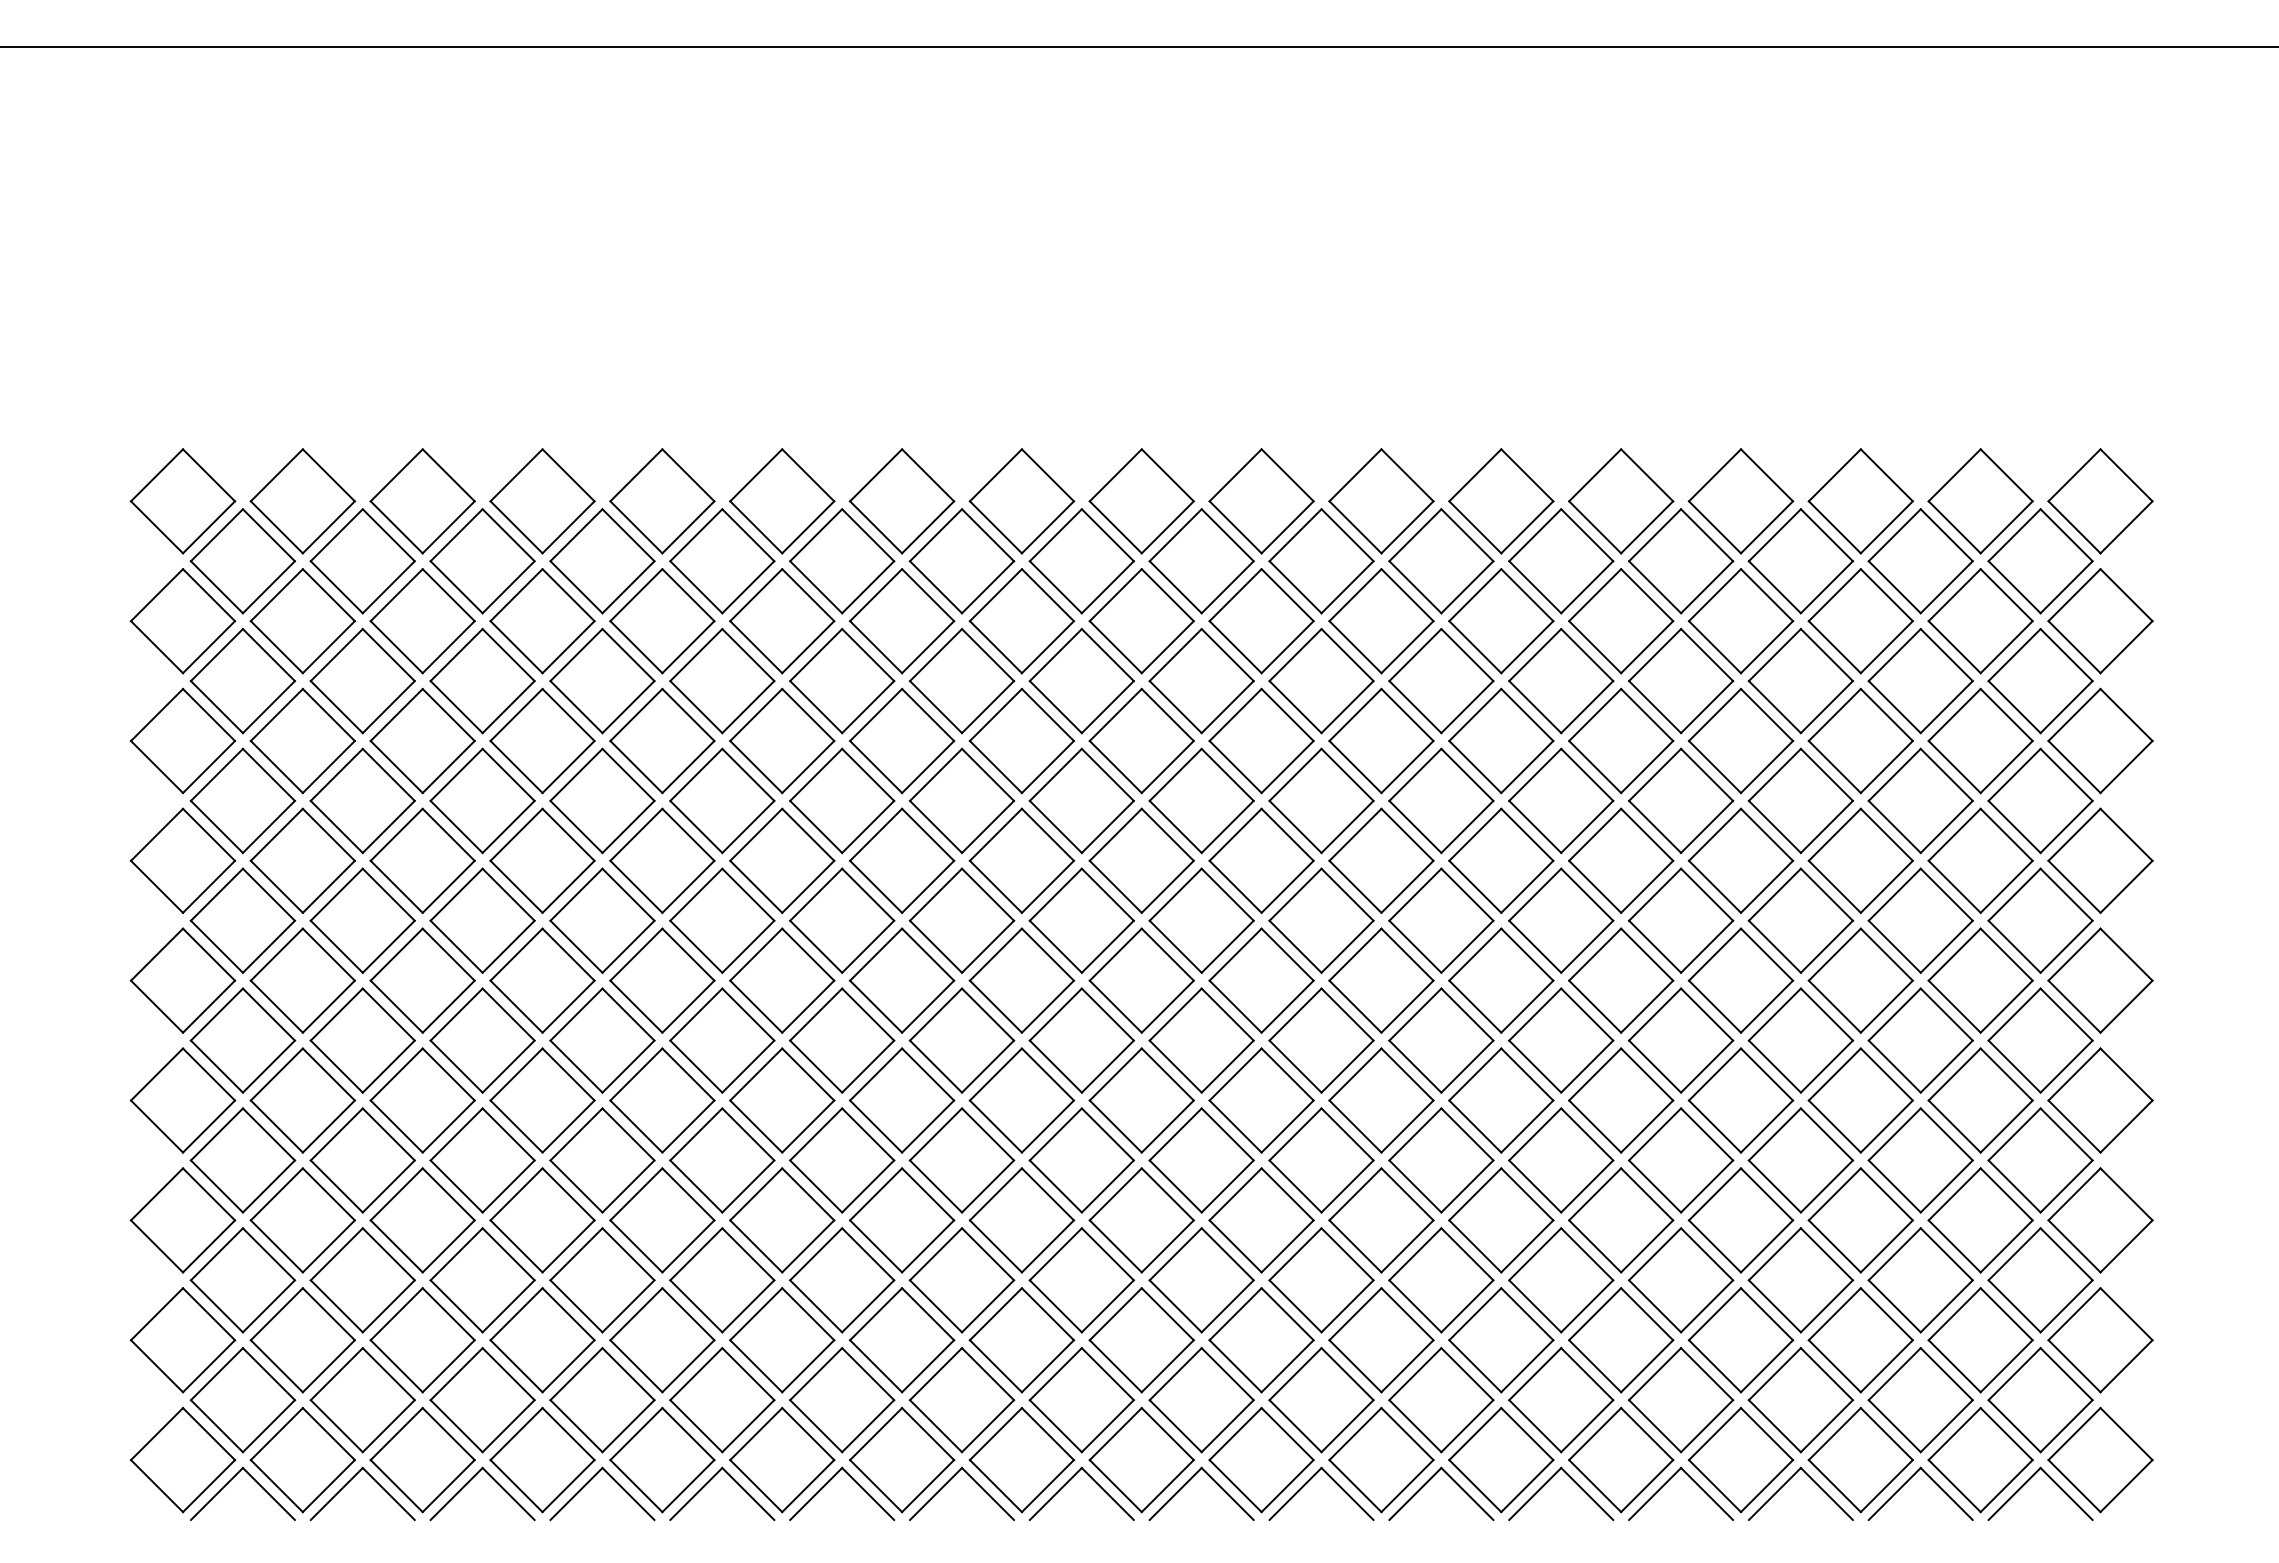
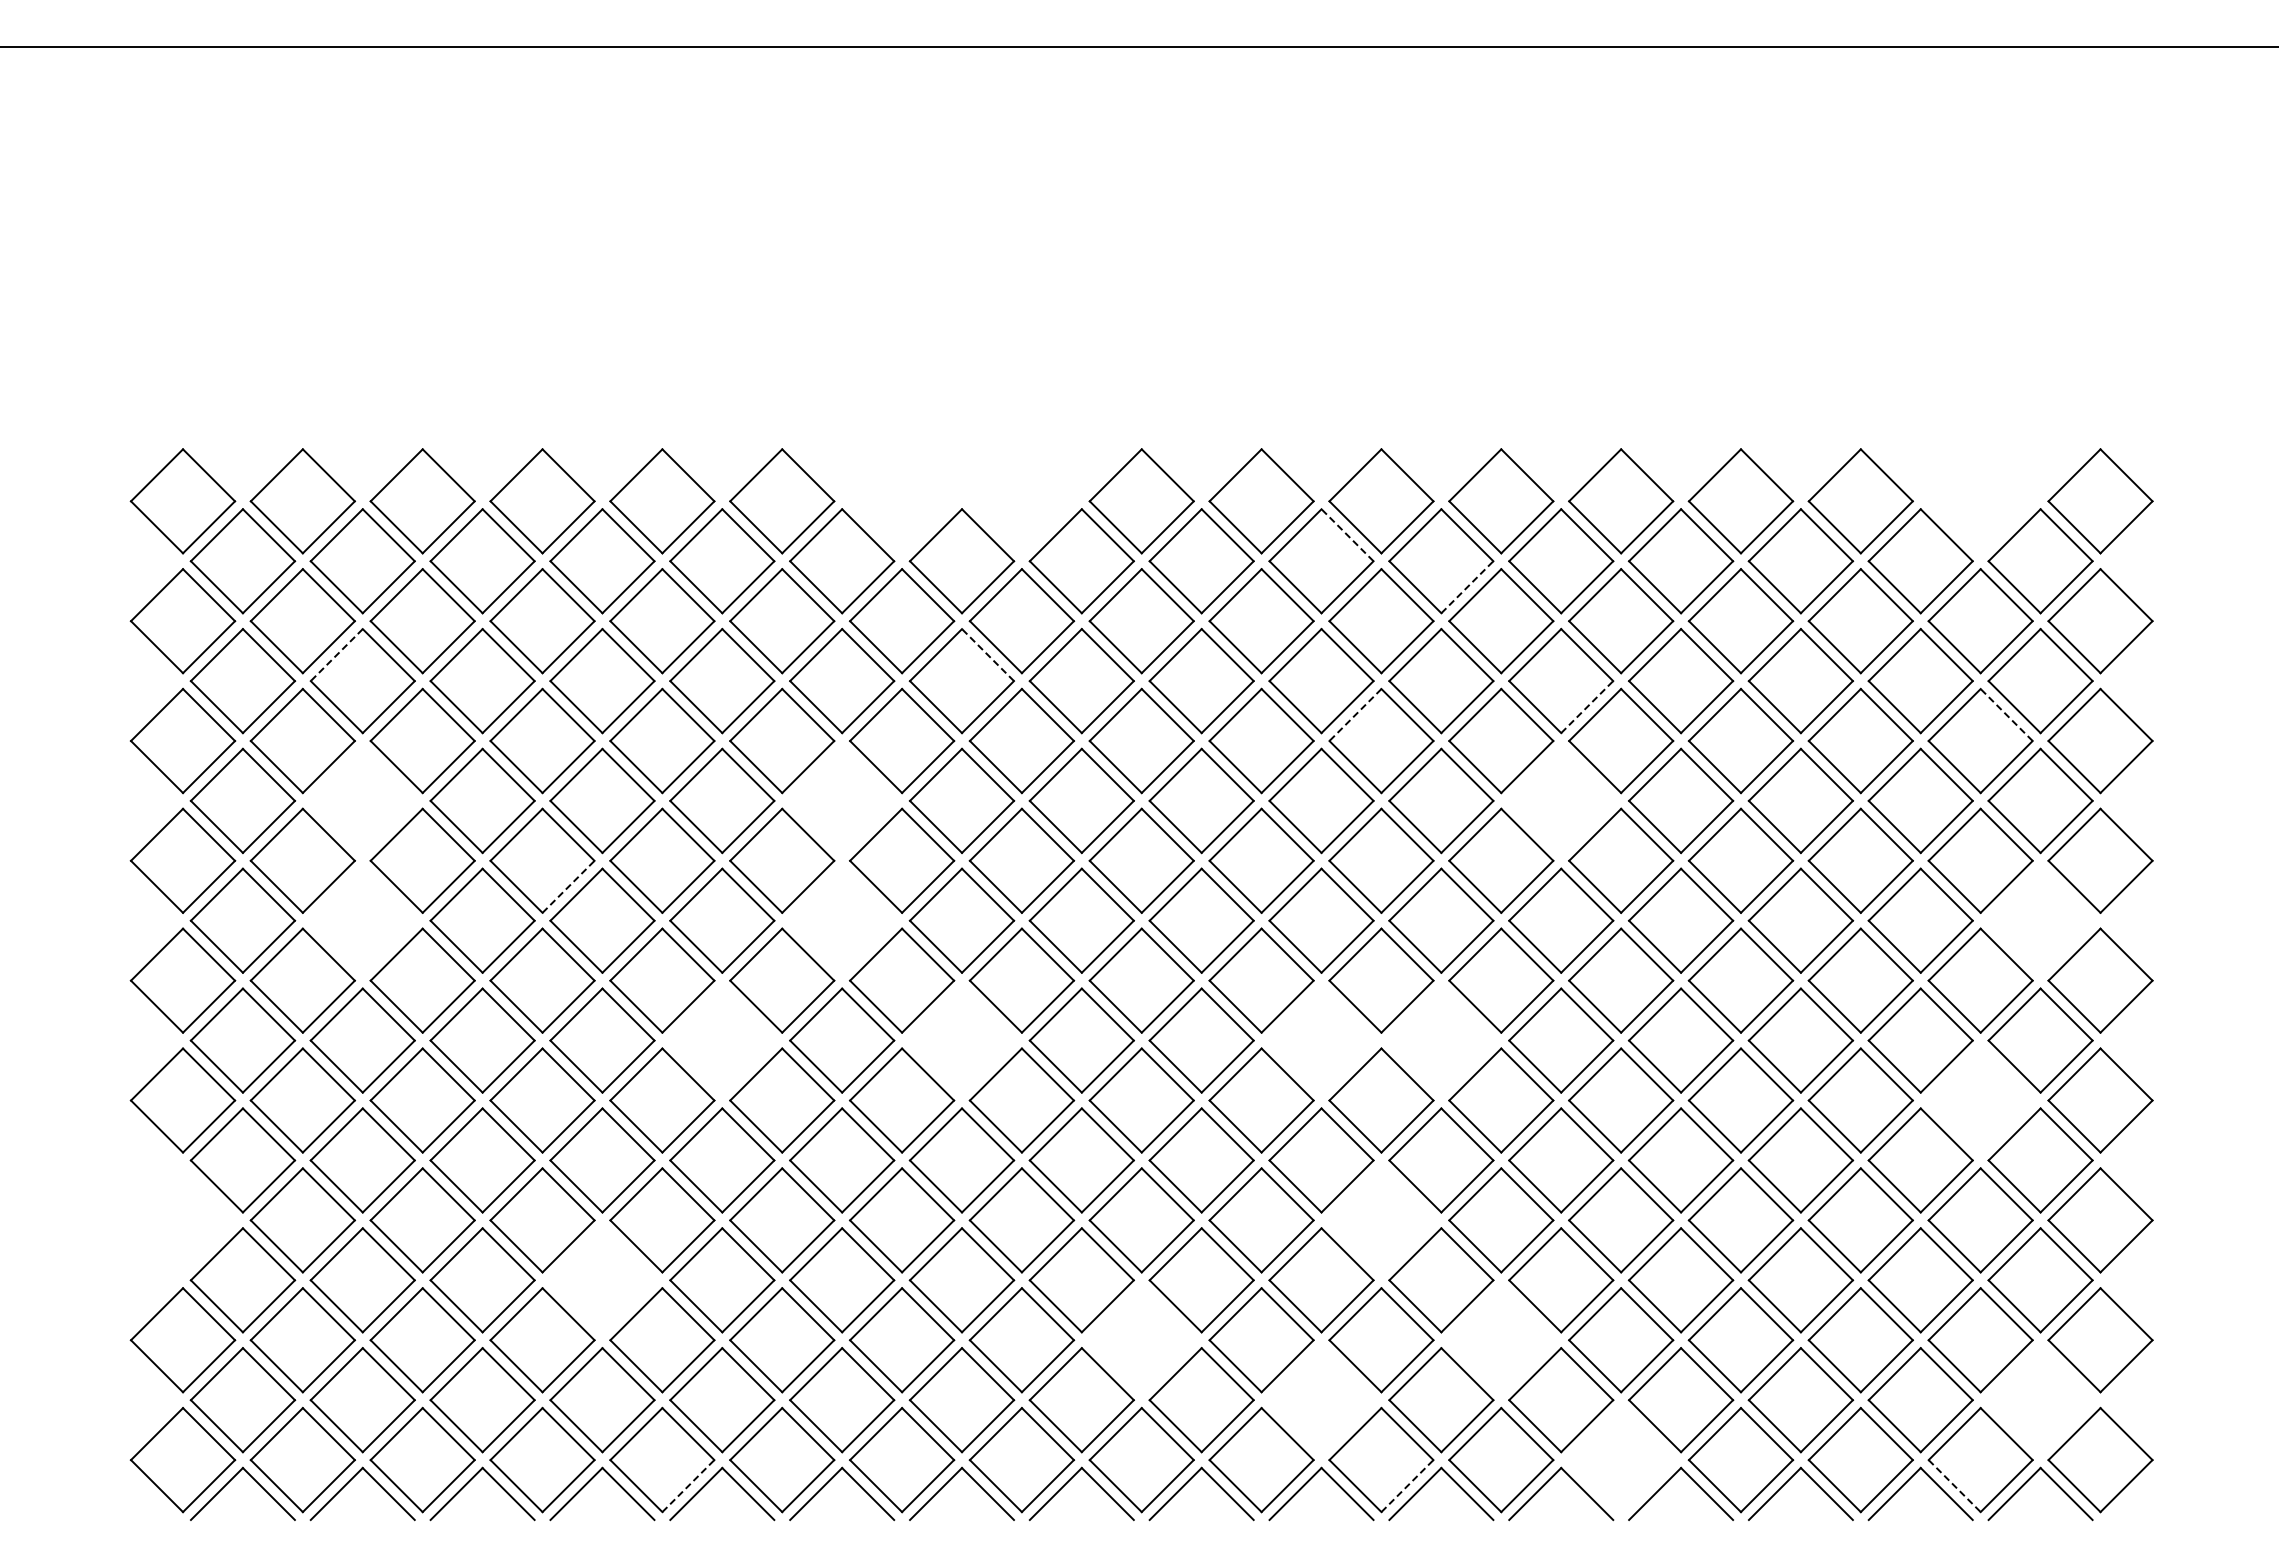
part: present -> none (901, 501)
part: present -> none (1021, 501)
part: present -> none (1980, 501)
line: solid -> dashed (1347, 535)
line: solid -> dashed (1467, 587)
line: solid -> dashed (336, 655)
line: solid -> dashed (988, 655)
line: solid -> dashed (1587, 707)
line: solid -> dashed (1355, 715)
line: solid -> dashed (2006, 715)
part: present -> none (362, 800)
part: present -> none (842, 800)
part: present -> none (1561, 800)
line: solid -> dashed (568, 886)
part: present -> none (362, 920)
part: present -> none (842, 920)
part: present -> none (2040, 920)
part: present -> none (722, 1040)
part: present -> none (961, 1040)
part: present -> none (1321, 1040)
part: present -> none (1441, 1040)
part: present -> none (1980, 1100)
part: present -> none (182, 1220)
part: present -> none (1381, 1220)
part: present -> none (602, 1280)
part: present -> none (1141, 1340)
part: present -> none (1501, 1340)
part: present -> none (1321, 1400)
part: present -> none (2040, 1400)
part: present -> none (1621, 1459)
line: solid -> dashed (688, 1486)
line: solid -> dashed (1407, 1486)
line: solid -> dashed (1954, 1486)
